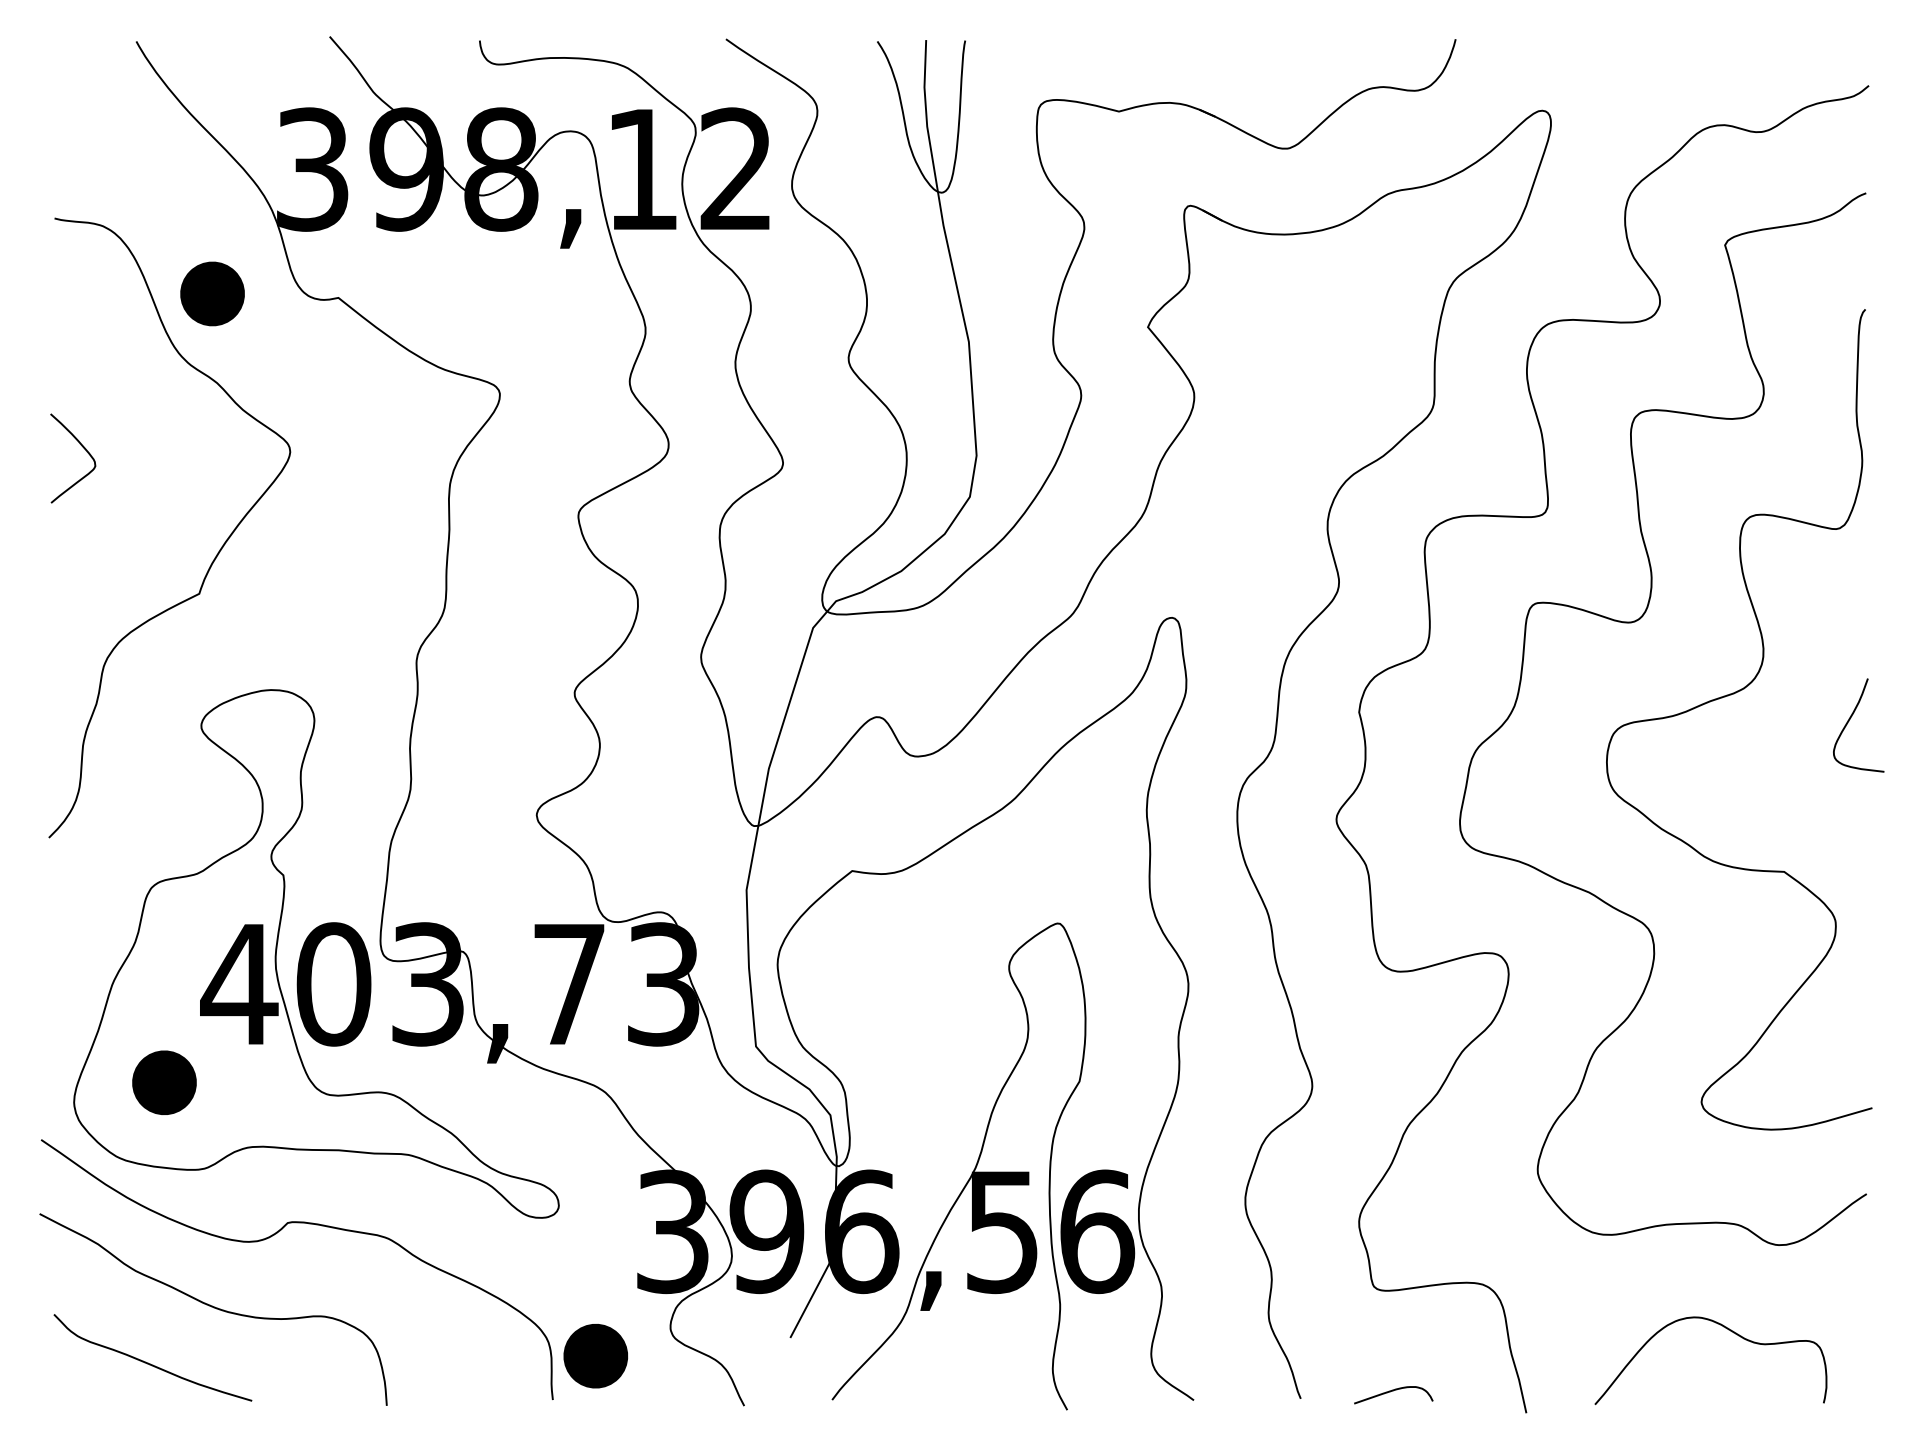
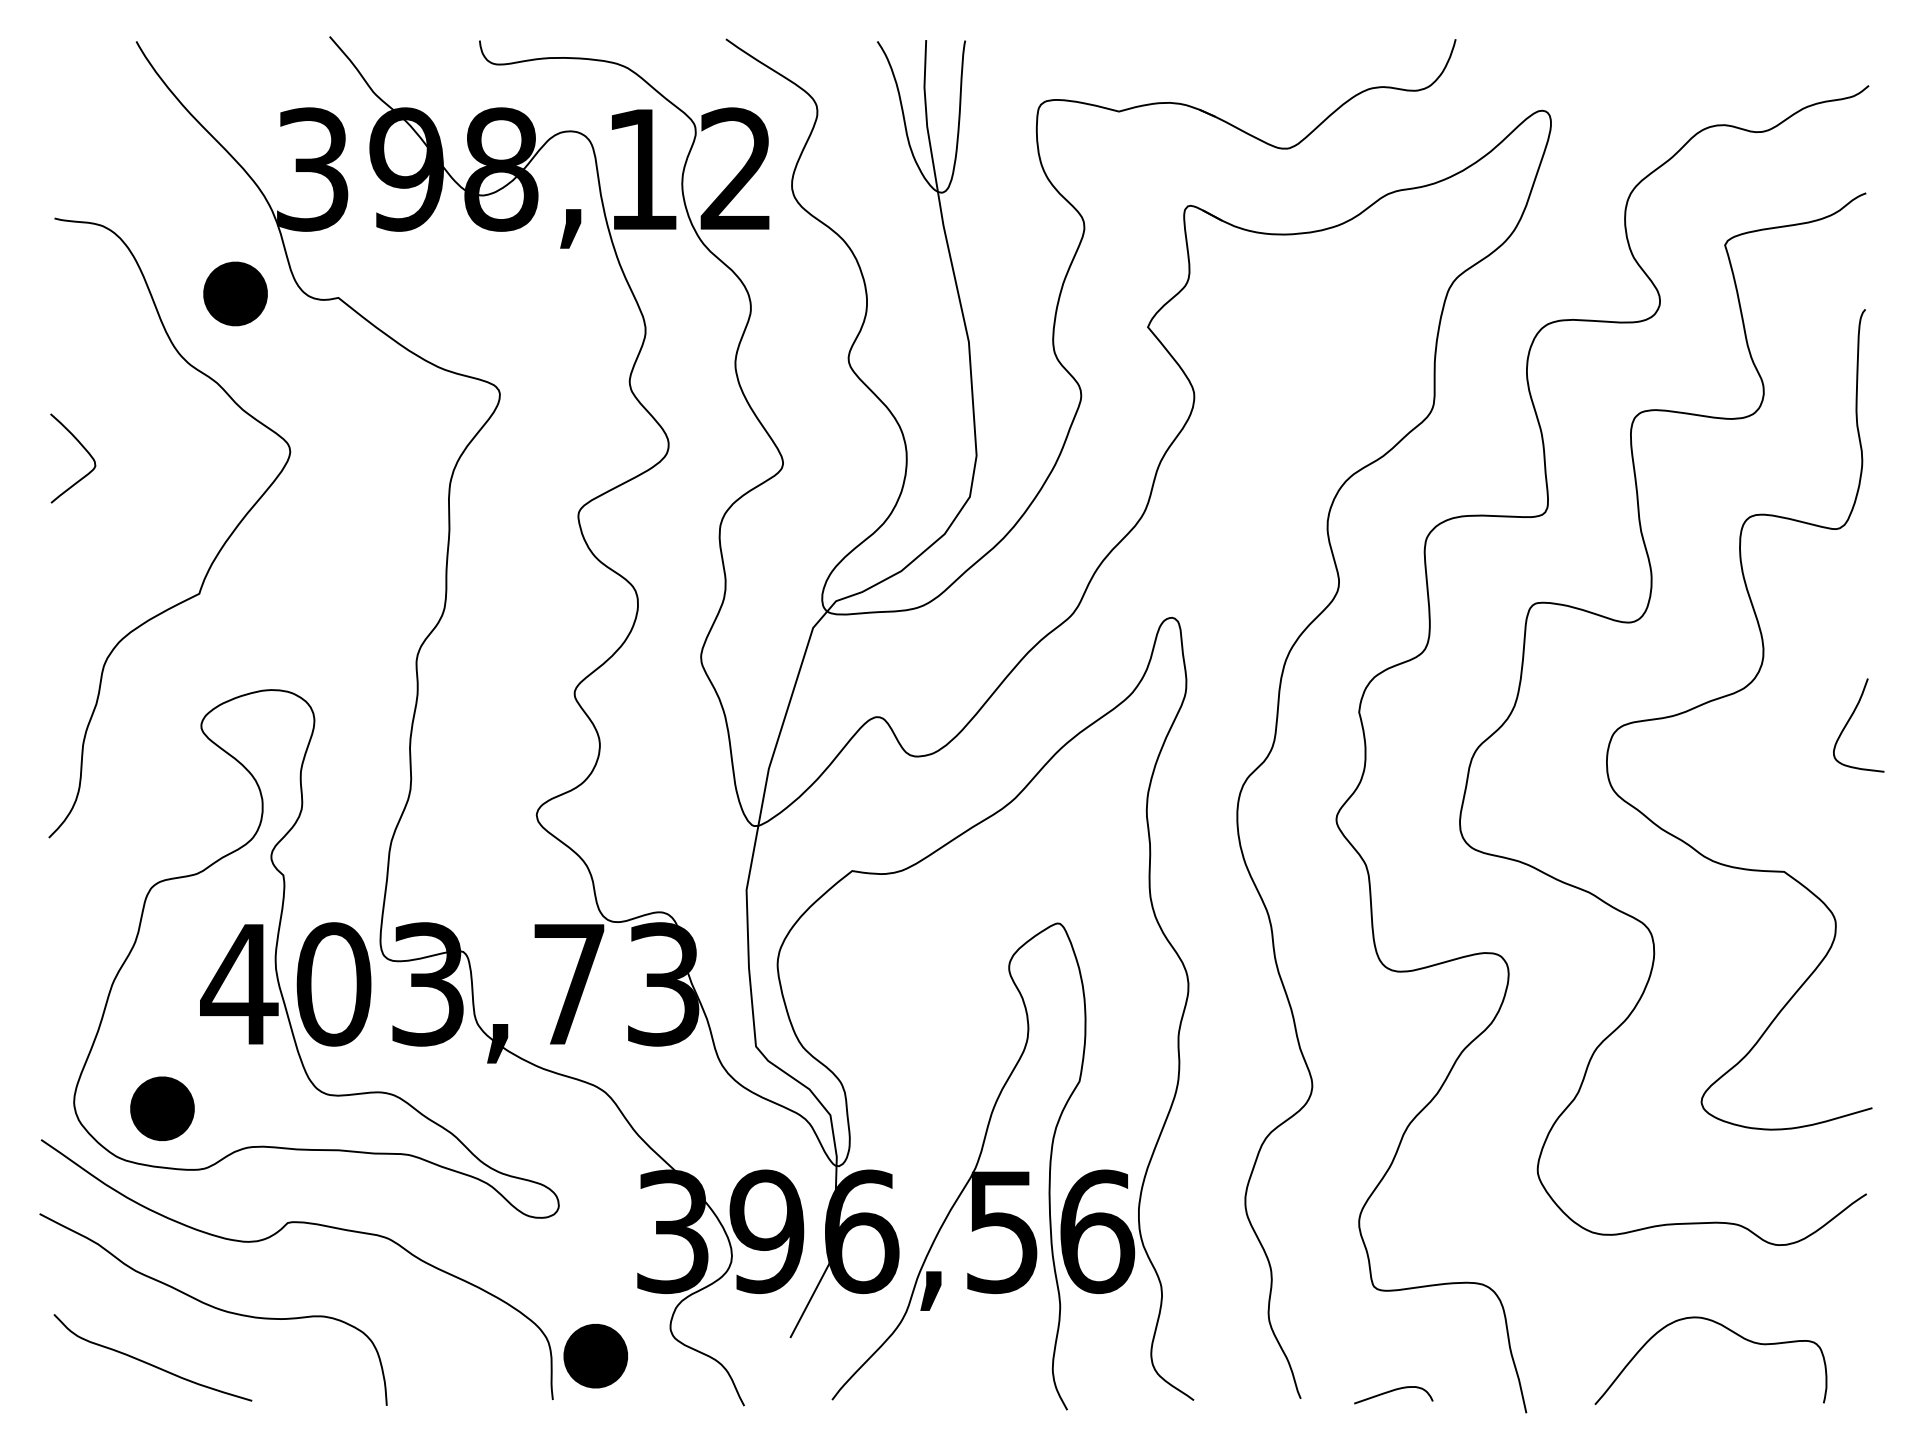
part position: (212, 293) -> (235, 293) (235, 293)
part position: (164, 1082) -> (162, 1108) (162, 1108)
